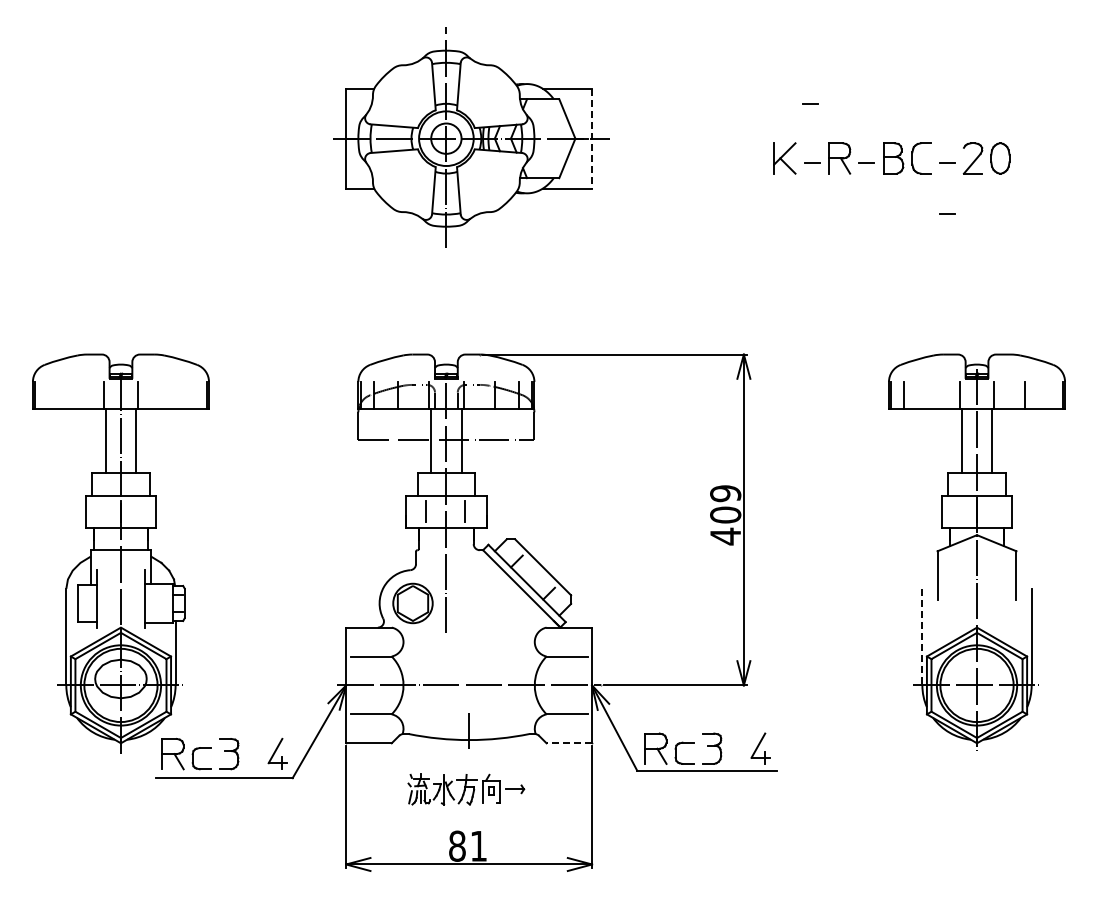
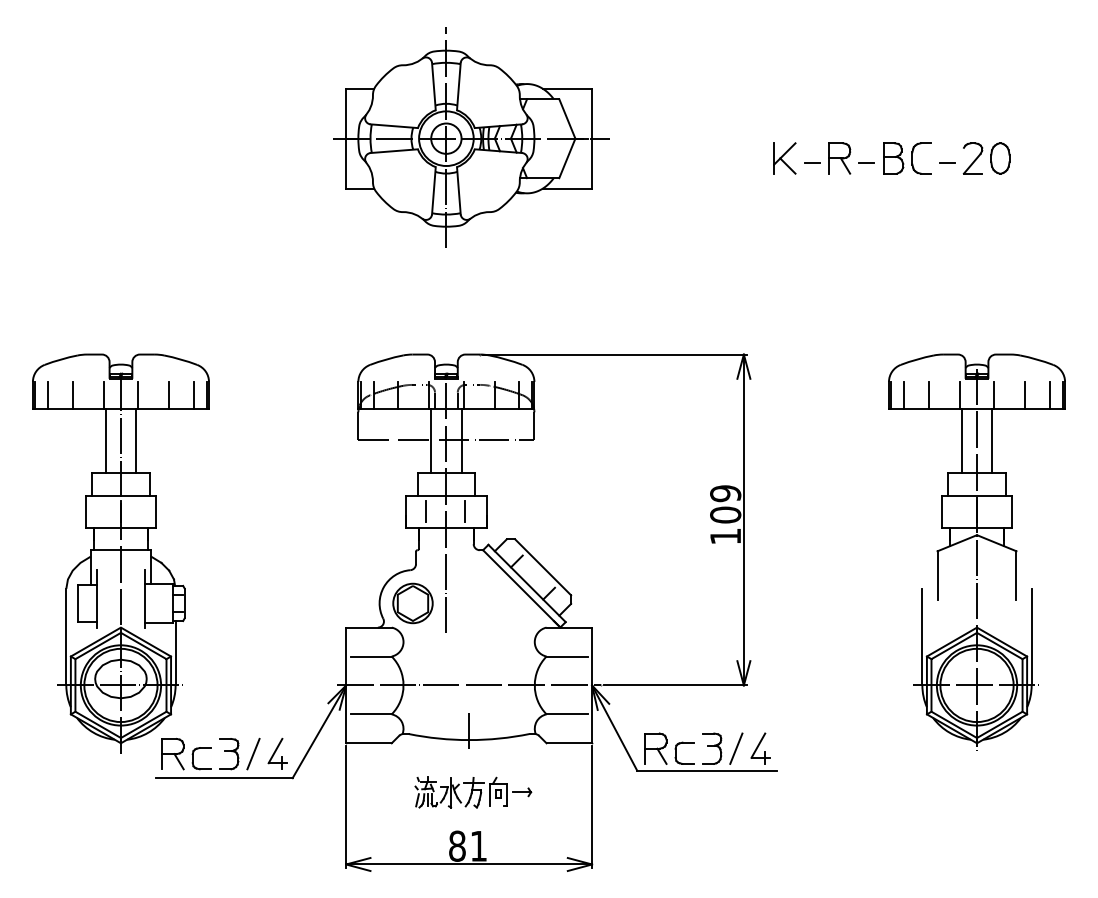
line: present -> none (810, 103)
line: dashed -> solid (592, 139)
line: present -> none (947, 213)
line: none -> present (48, 395)
line: none -> present (72, 395)
line: none -> present (169, 395)
line: none -> present (193, 395)
line: none -> present (928, 395)
line: none -> present (1049, 395)
text: 409 -> 109 (725, 536)
line: dashed -> solid (922, 637)
line: dashed -> solid (569, 743)
line: none -> present (736, 748)
line: none -> present (253, 753)
part position: (466, 789) -> (473, 792) (473, 792)
